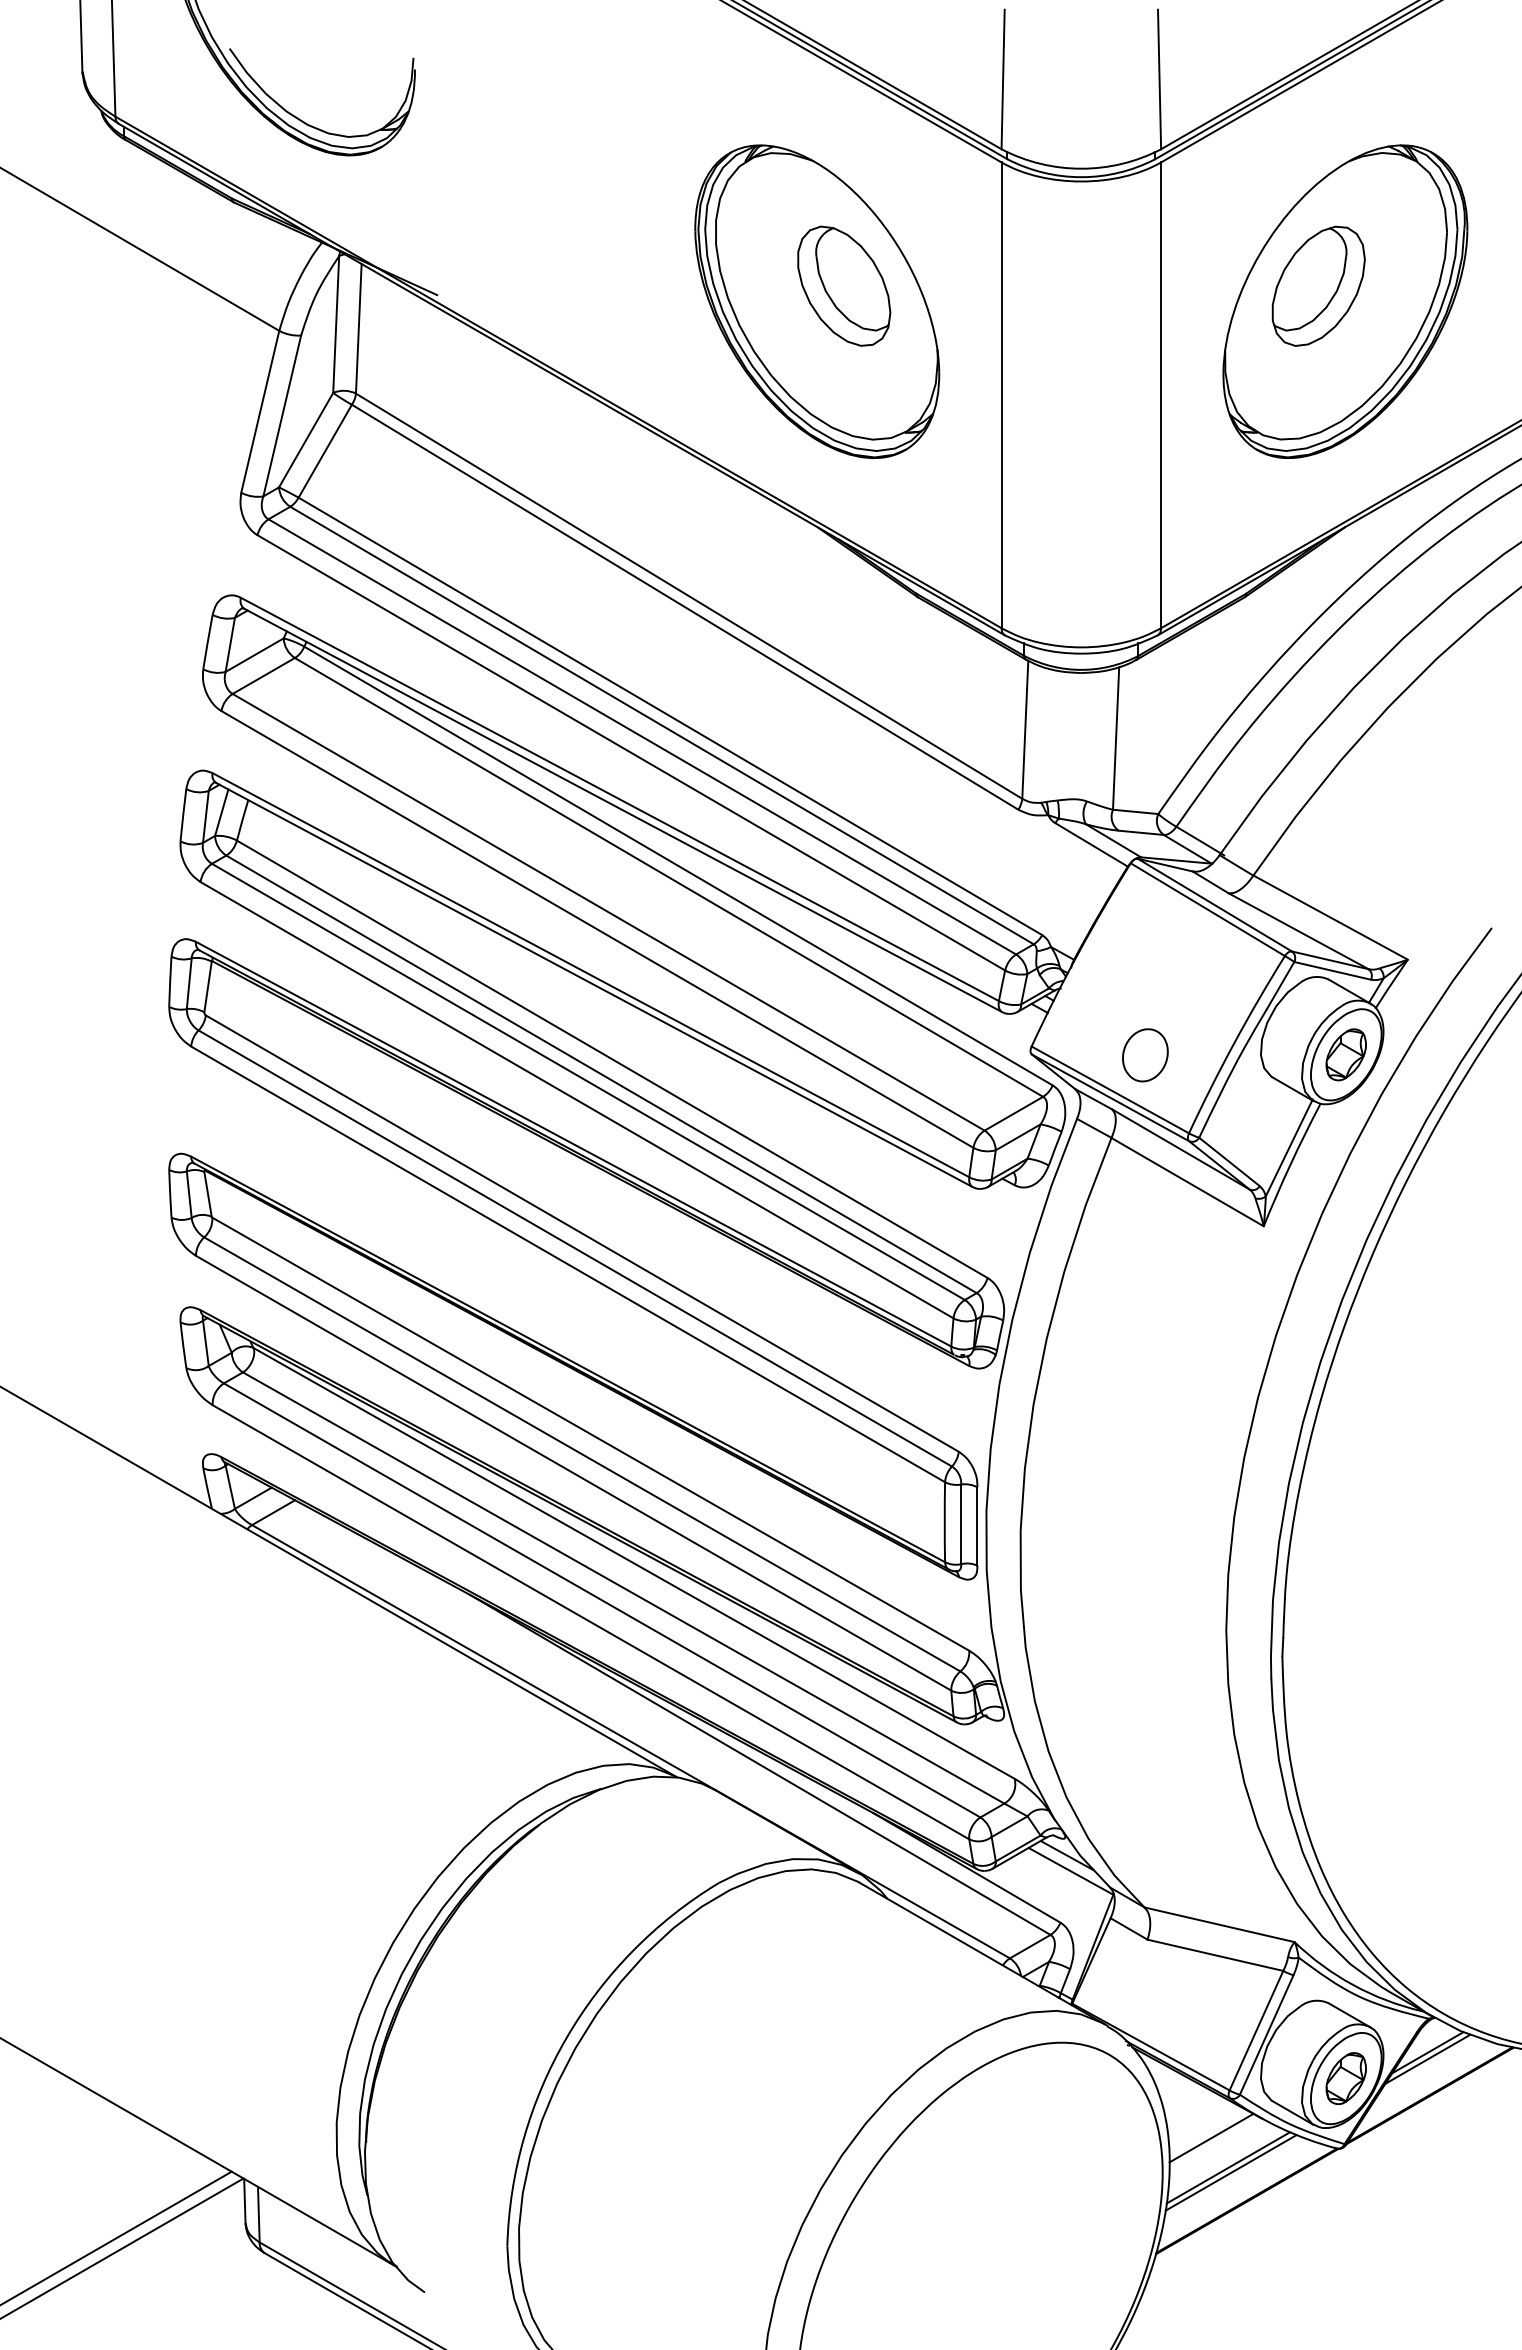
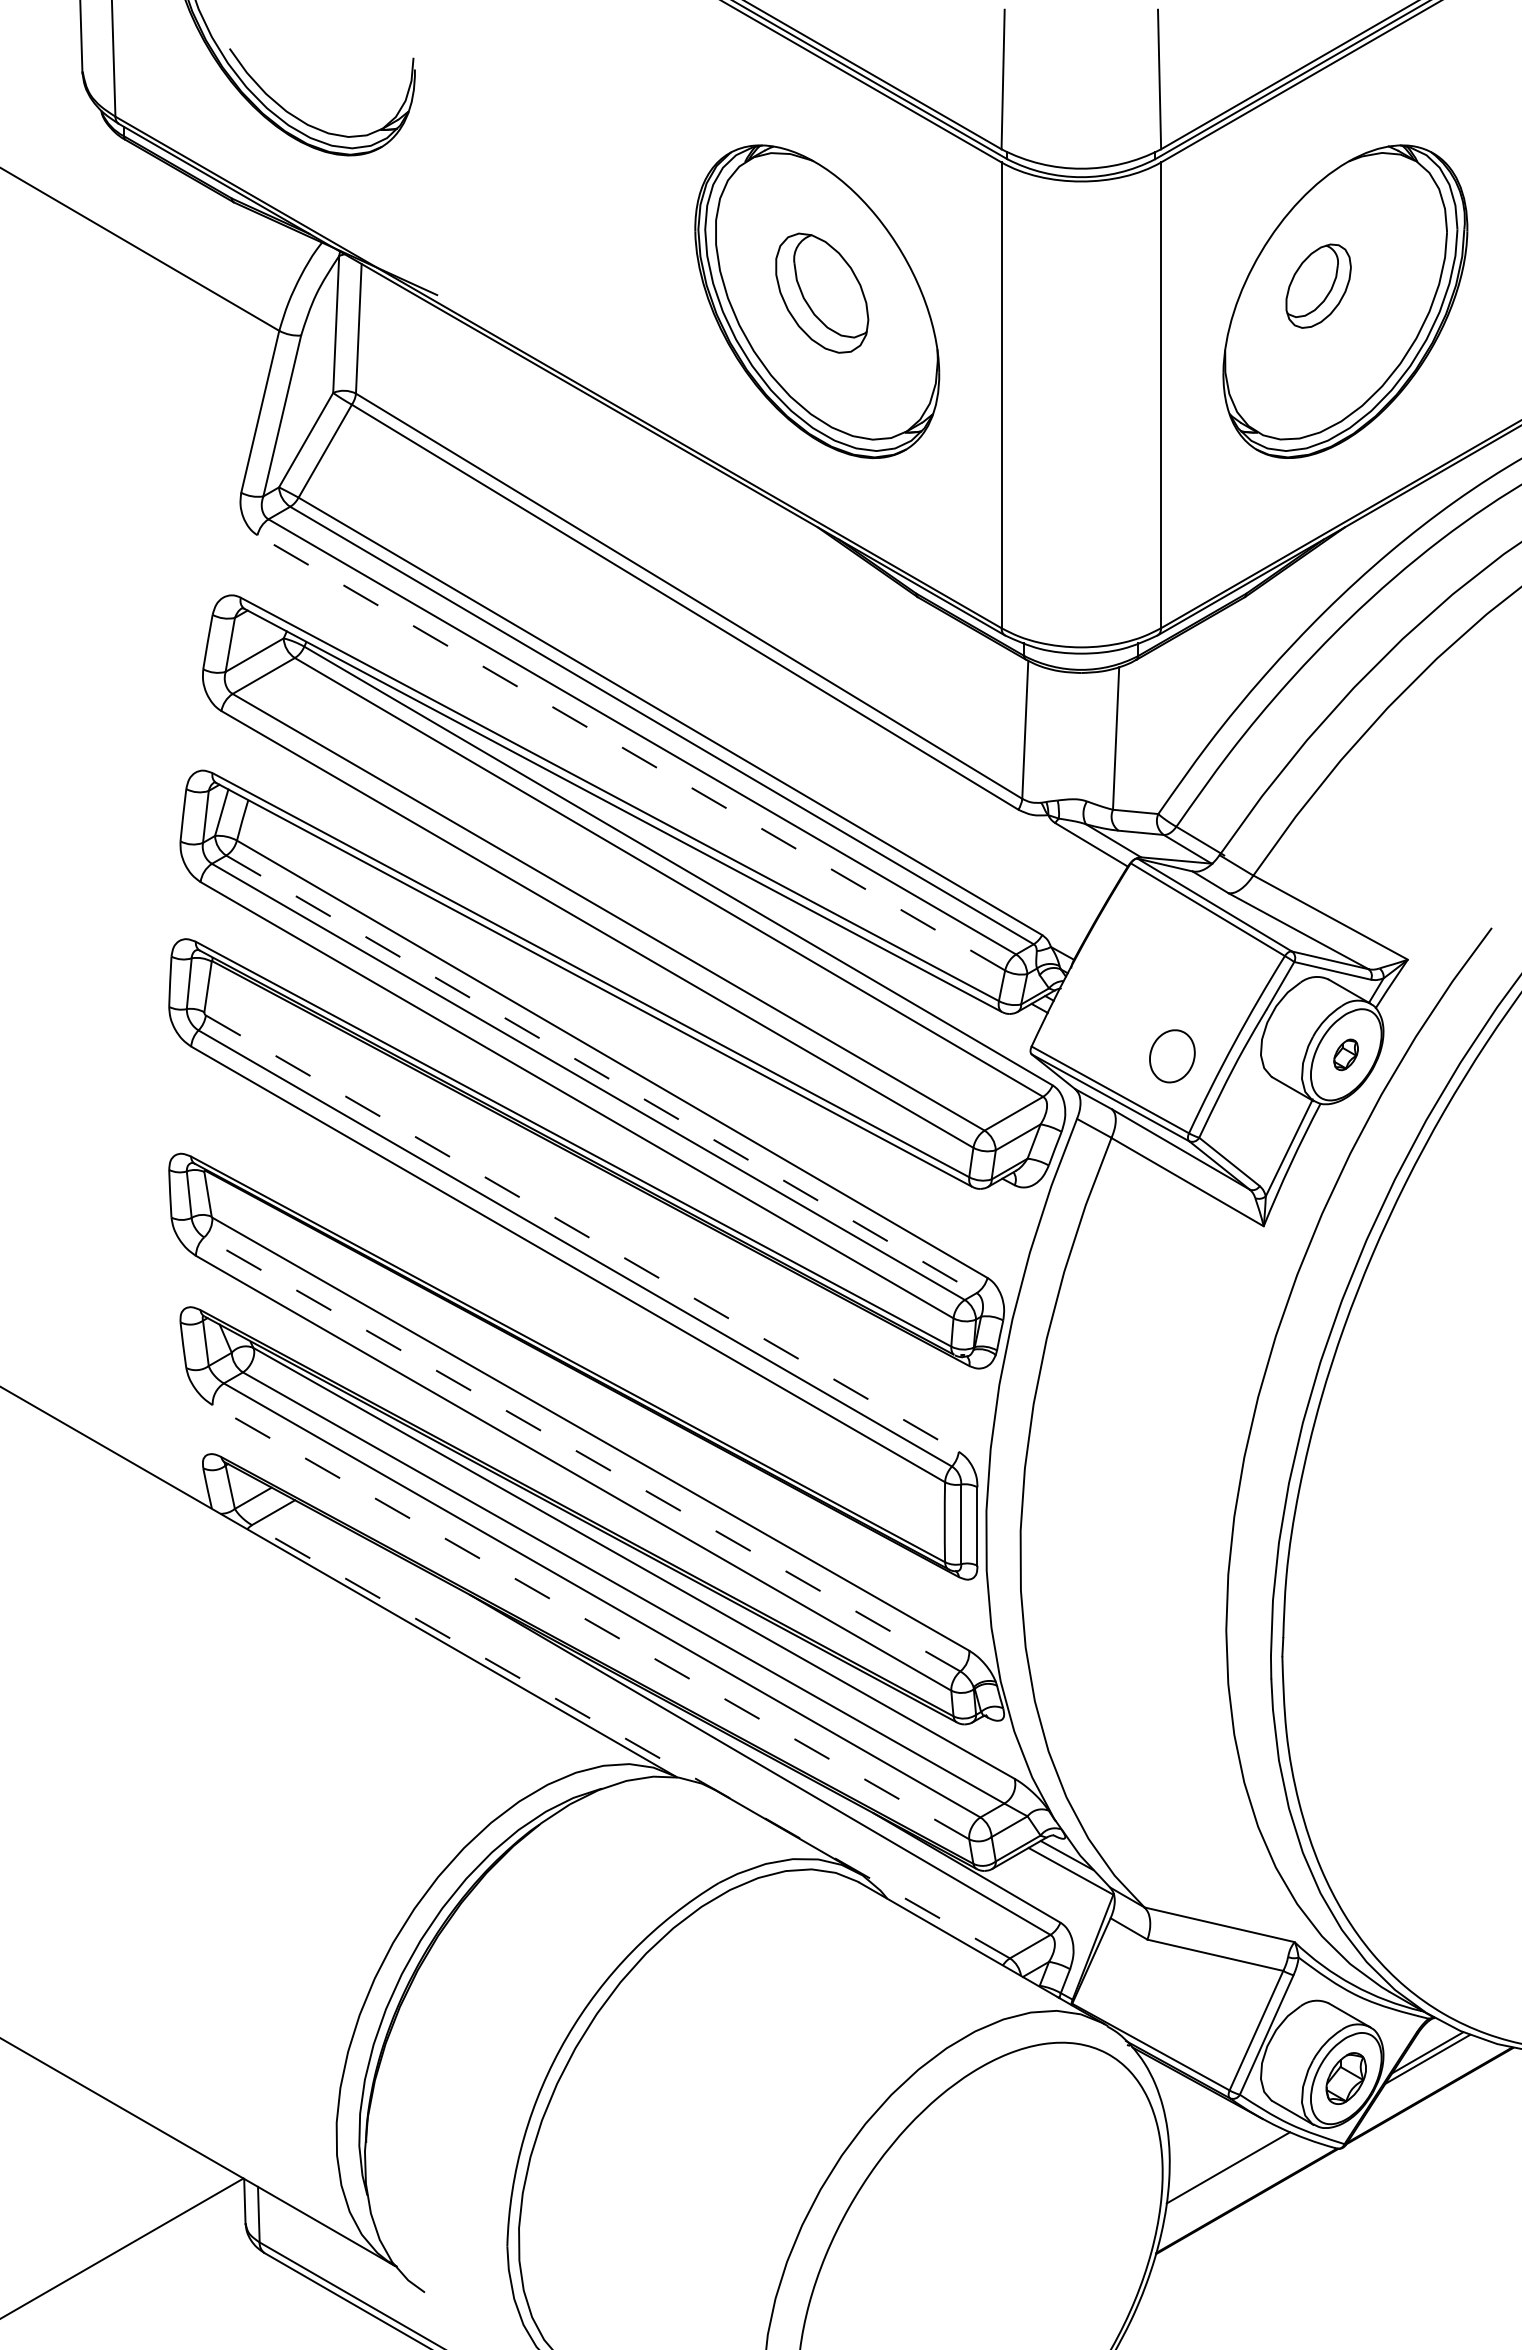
part position: (844, 285) -> (822, 292) (822, 292)
part size: 95x122 px -> 67x86 px (1318, 285)
line: solid -> dashed (631, 752)
part size: 42x54 px -> 26x34 px (1345, 1054)
part position: (1145, 1055) -> (1172, 1056) (1172, 1056)
line: solid -> dashed (601, 1074)
line: solid -> dashed (582, 1233)
line: solid -> dashed (582, 1454)
line: solid -> dashed (590, 1622)
line: solid -> dashed (630, 1741)
line: present -> none (1211, 2137)
line: present -> none (1230, 2172)
line: present -> none (116, 2237)
